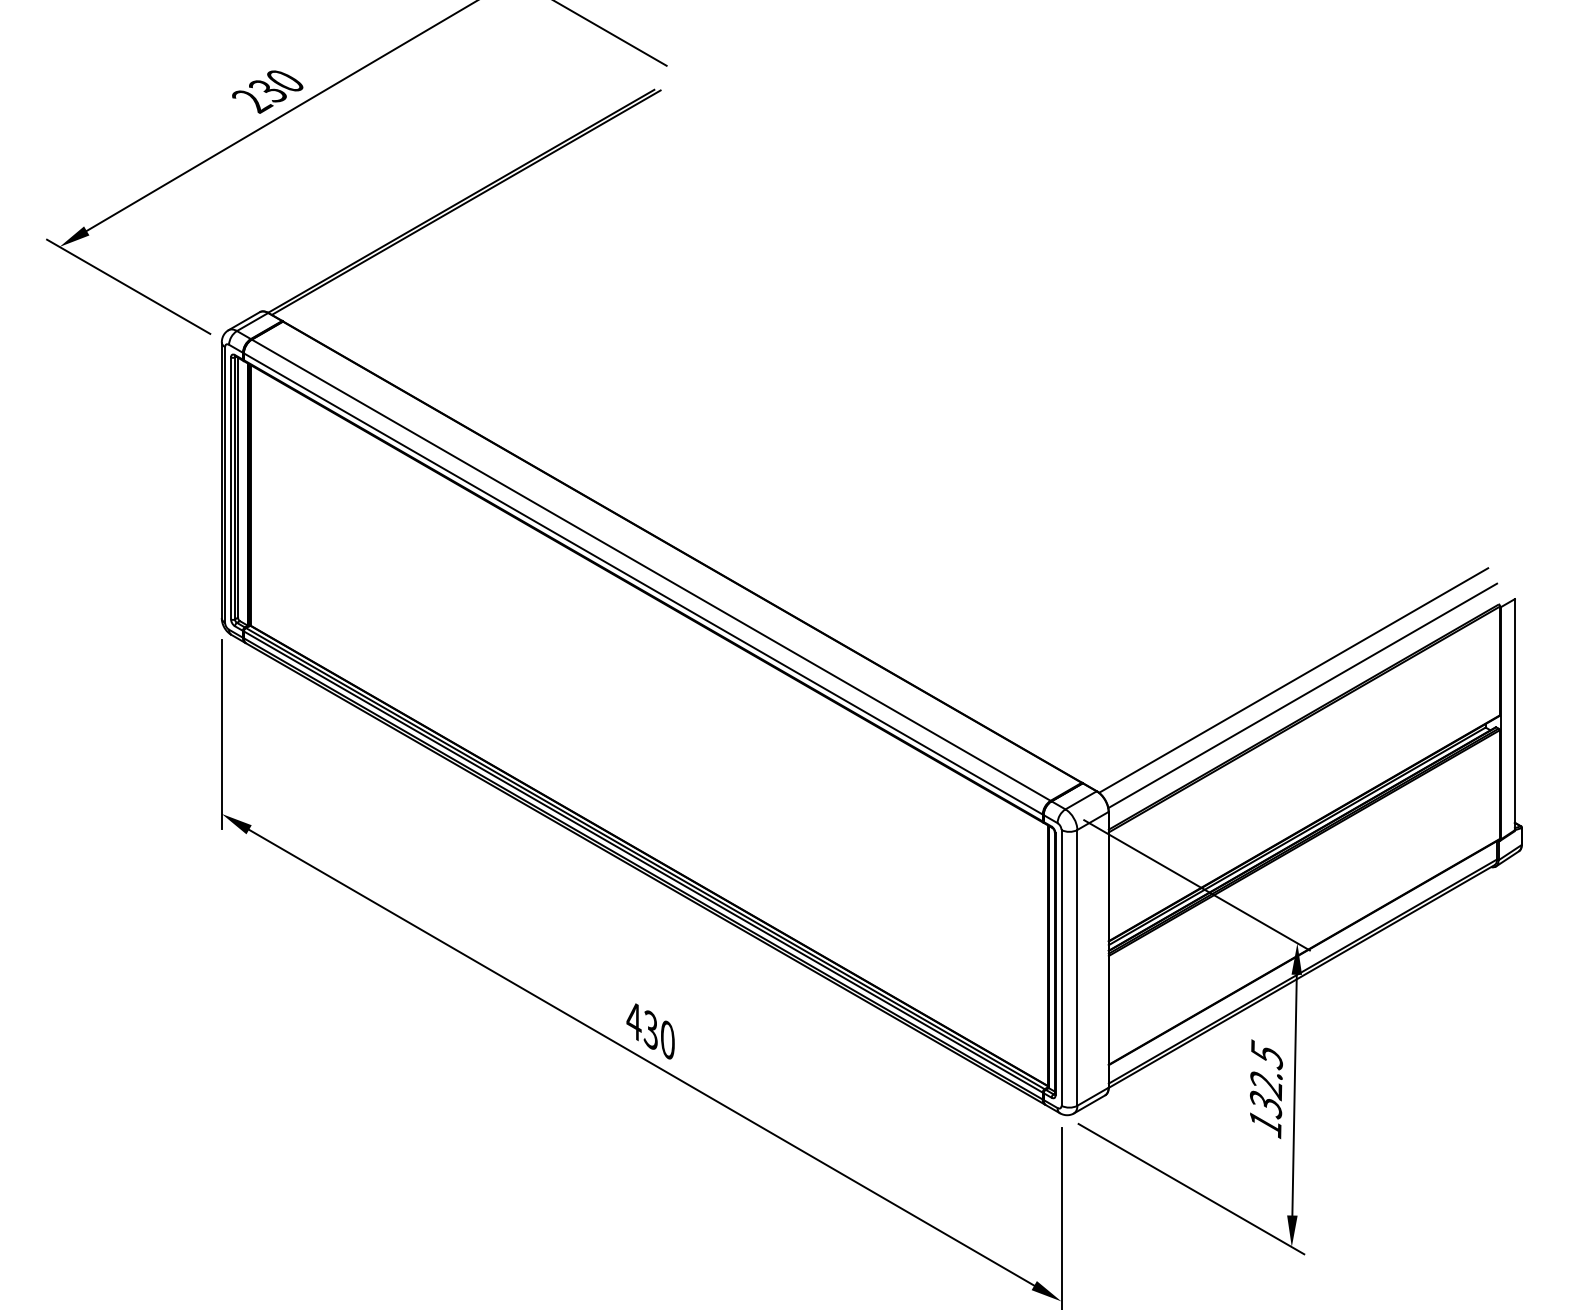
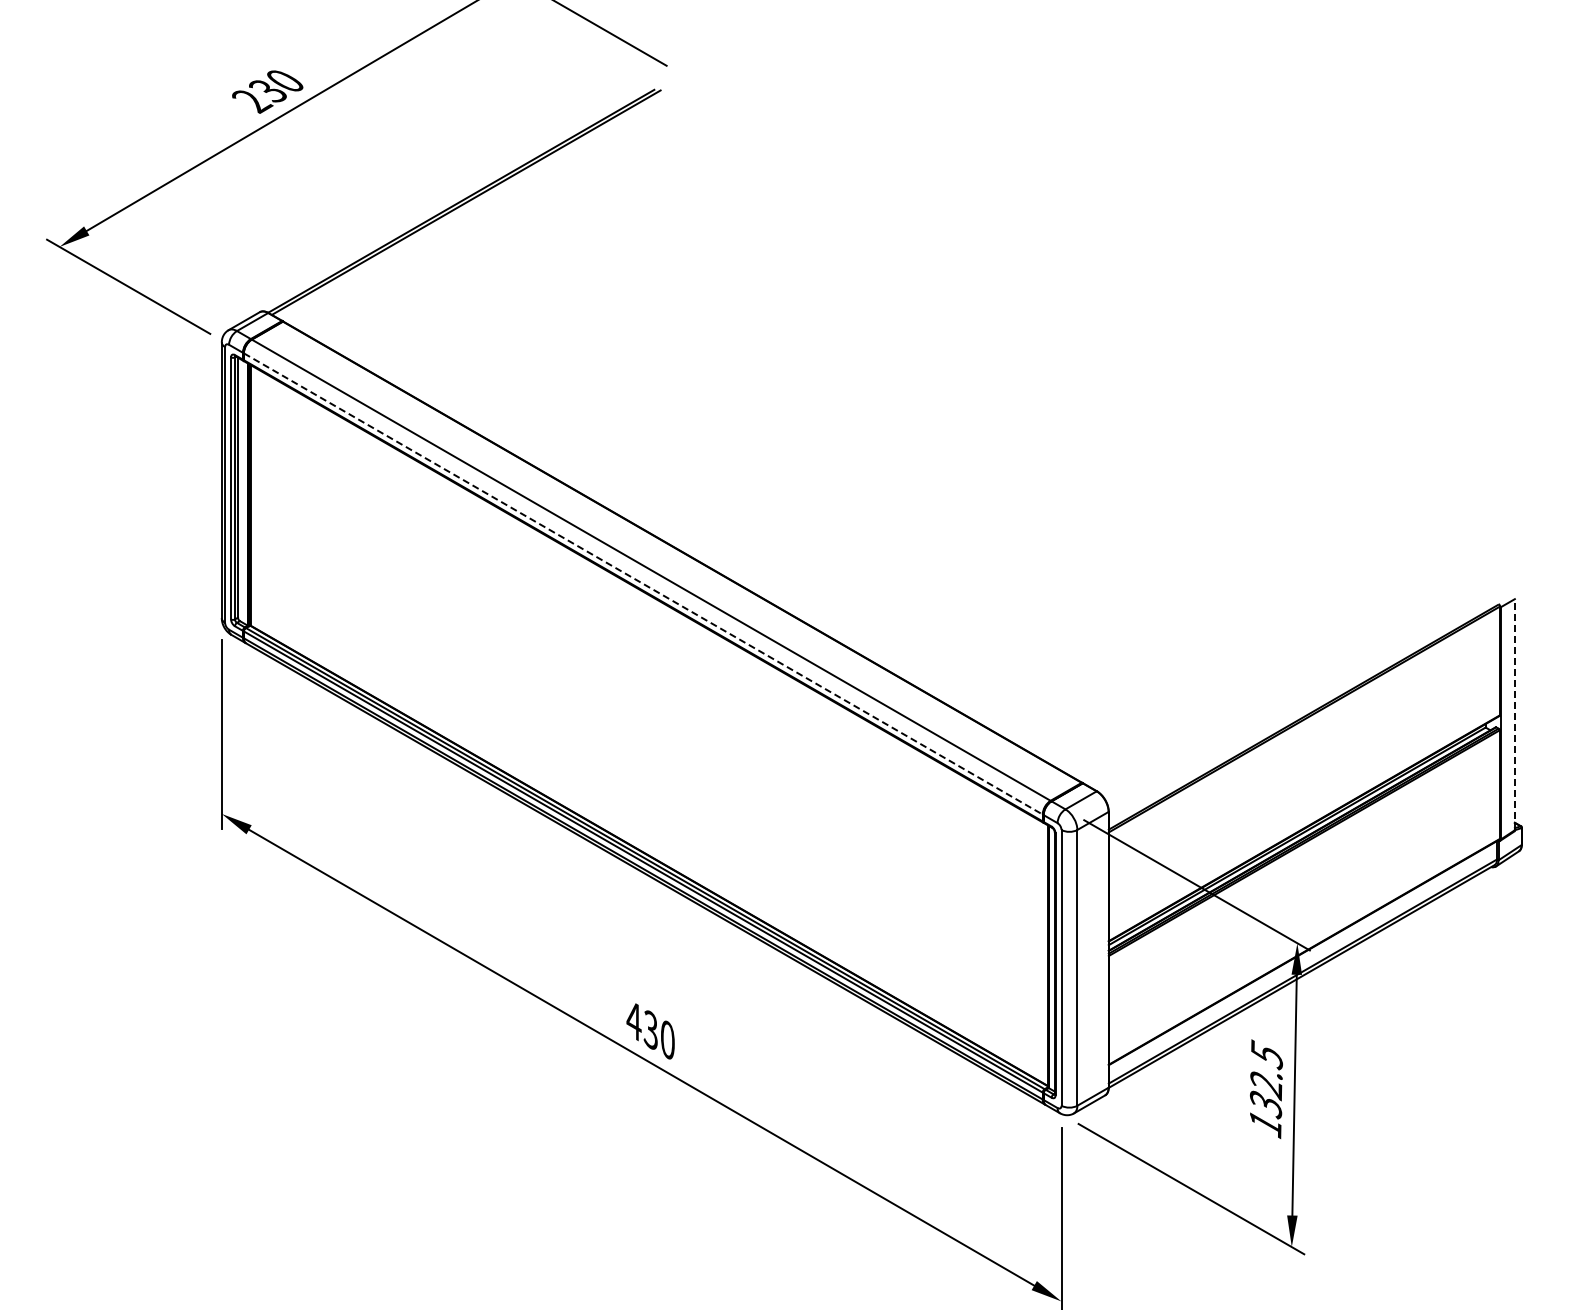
line: solid -> dashed (643, 584)
line: present -> none (1293, 680)
line: present -> none (1302, 695)
line: solid -> dashed (1514, 714)
